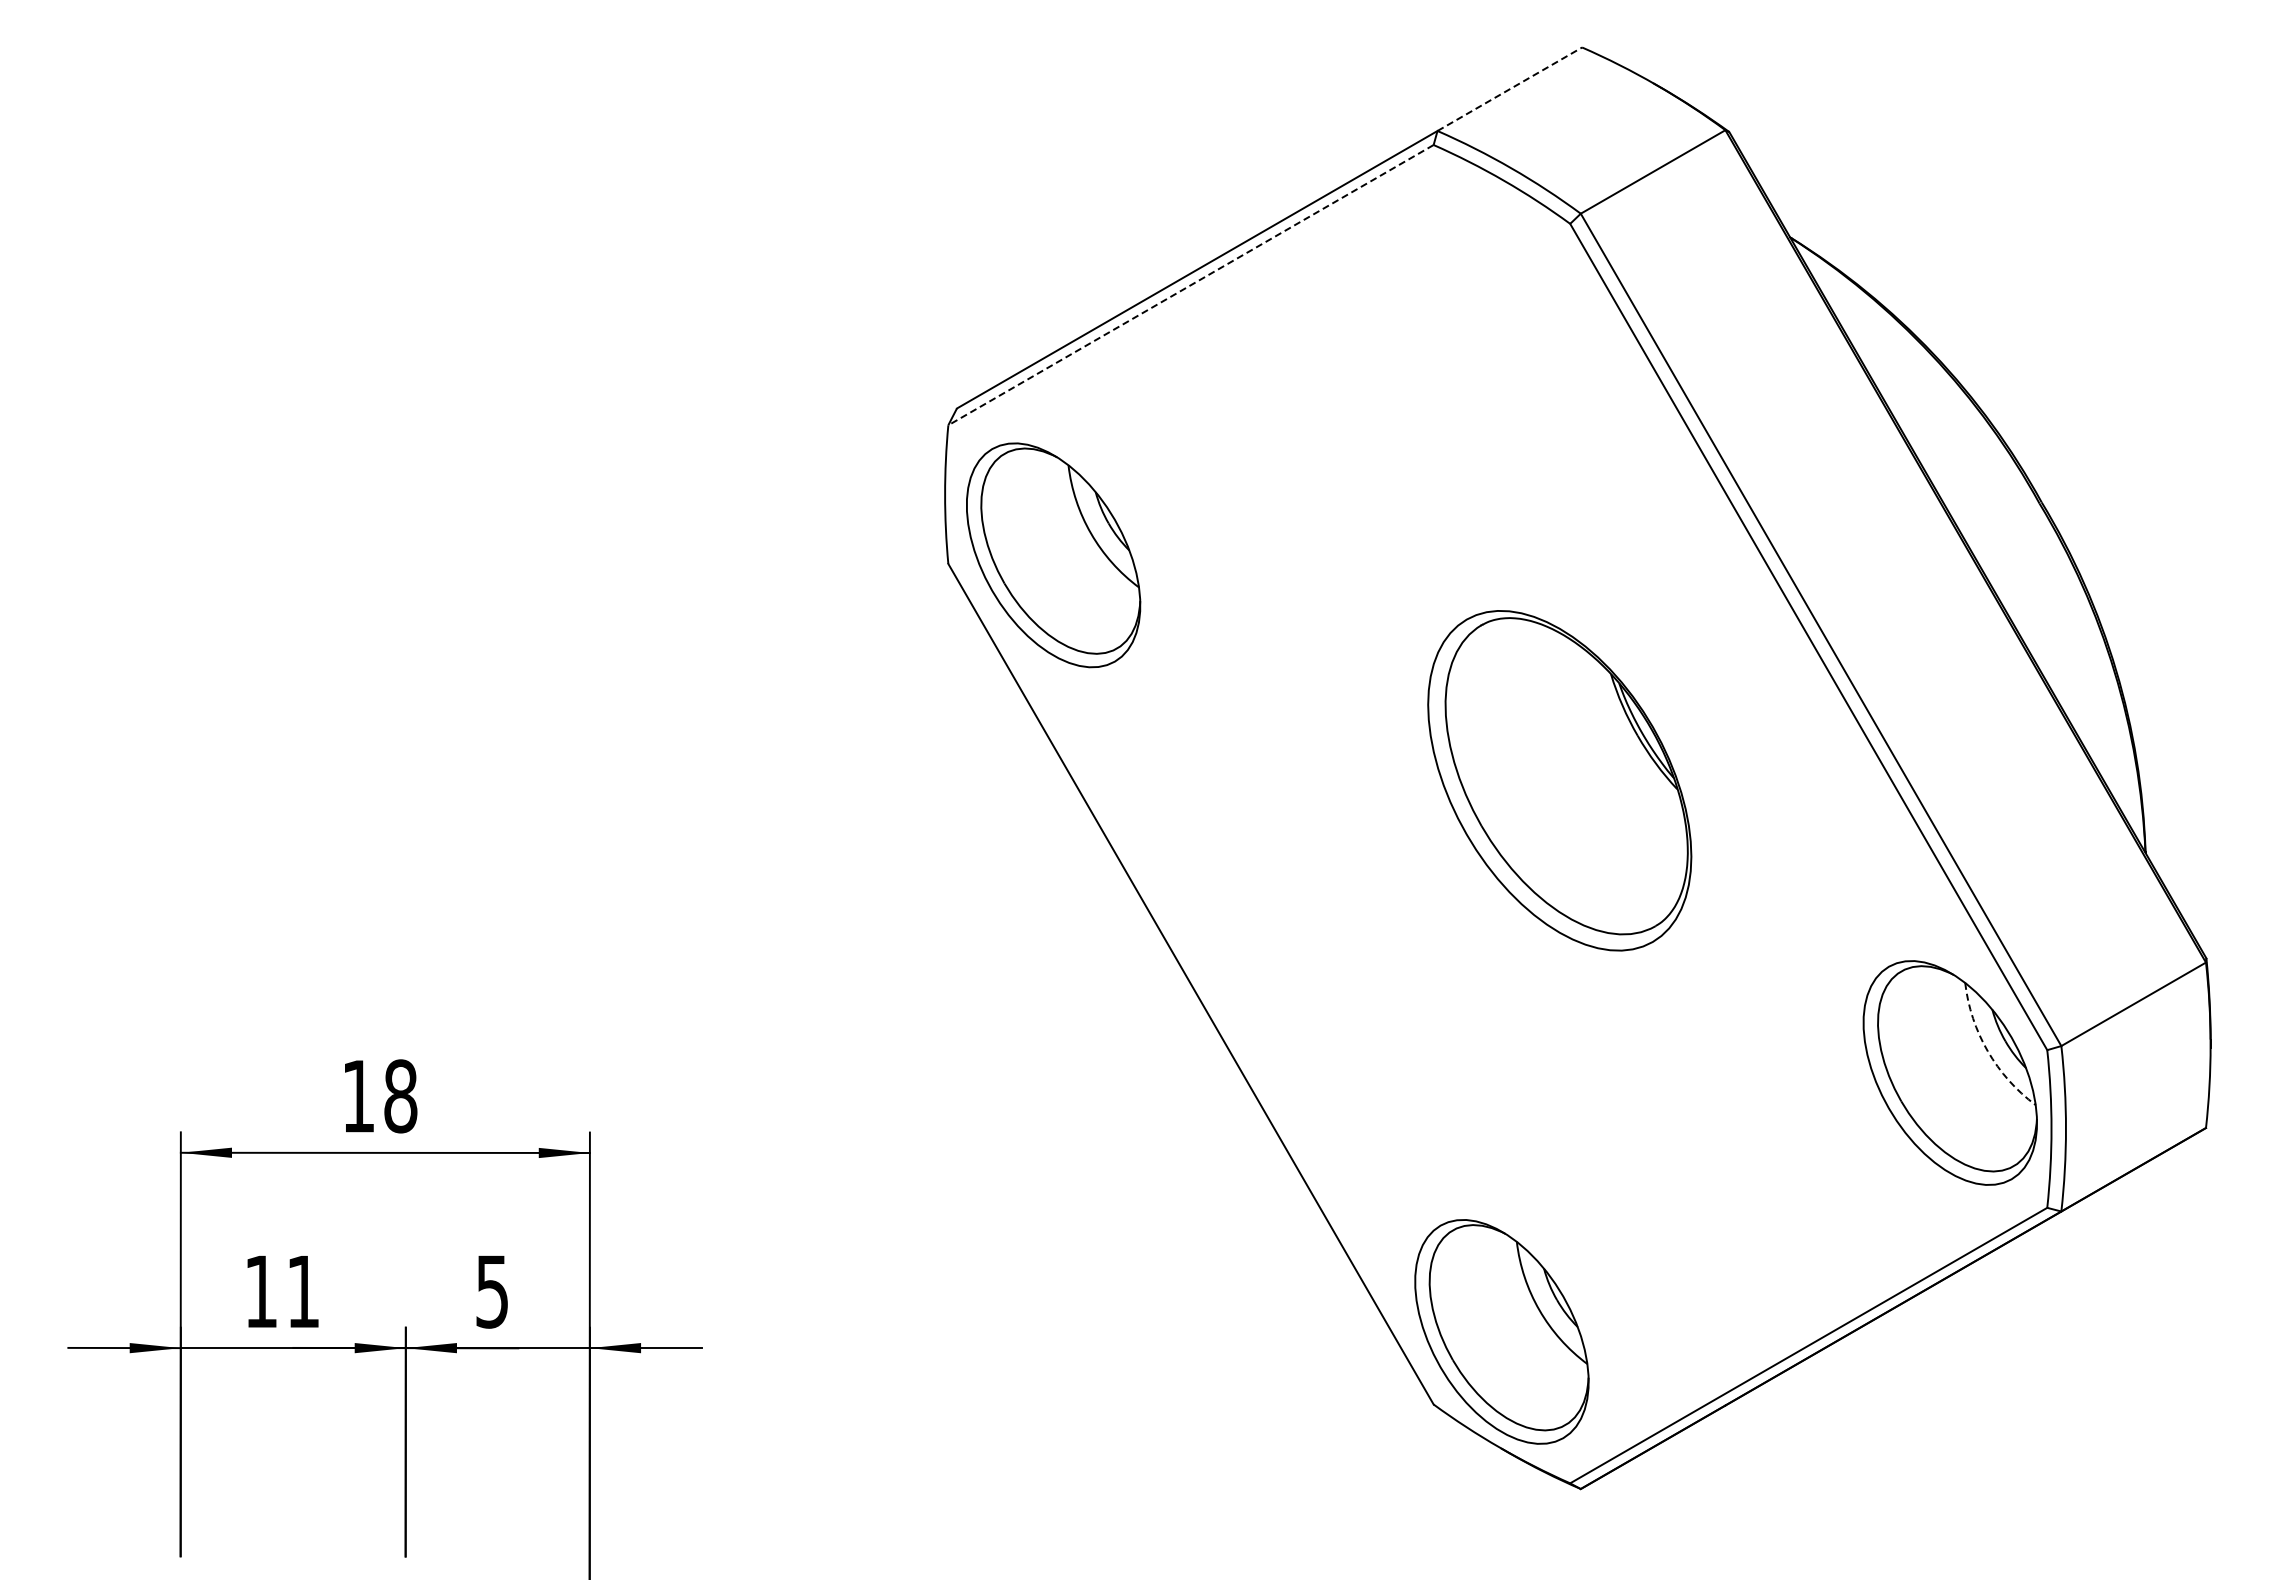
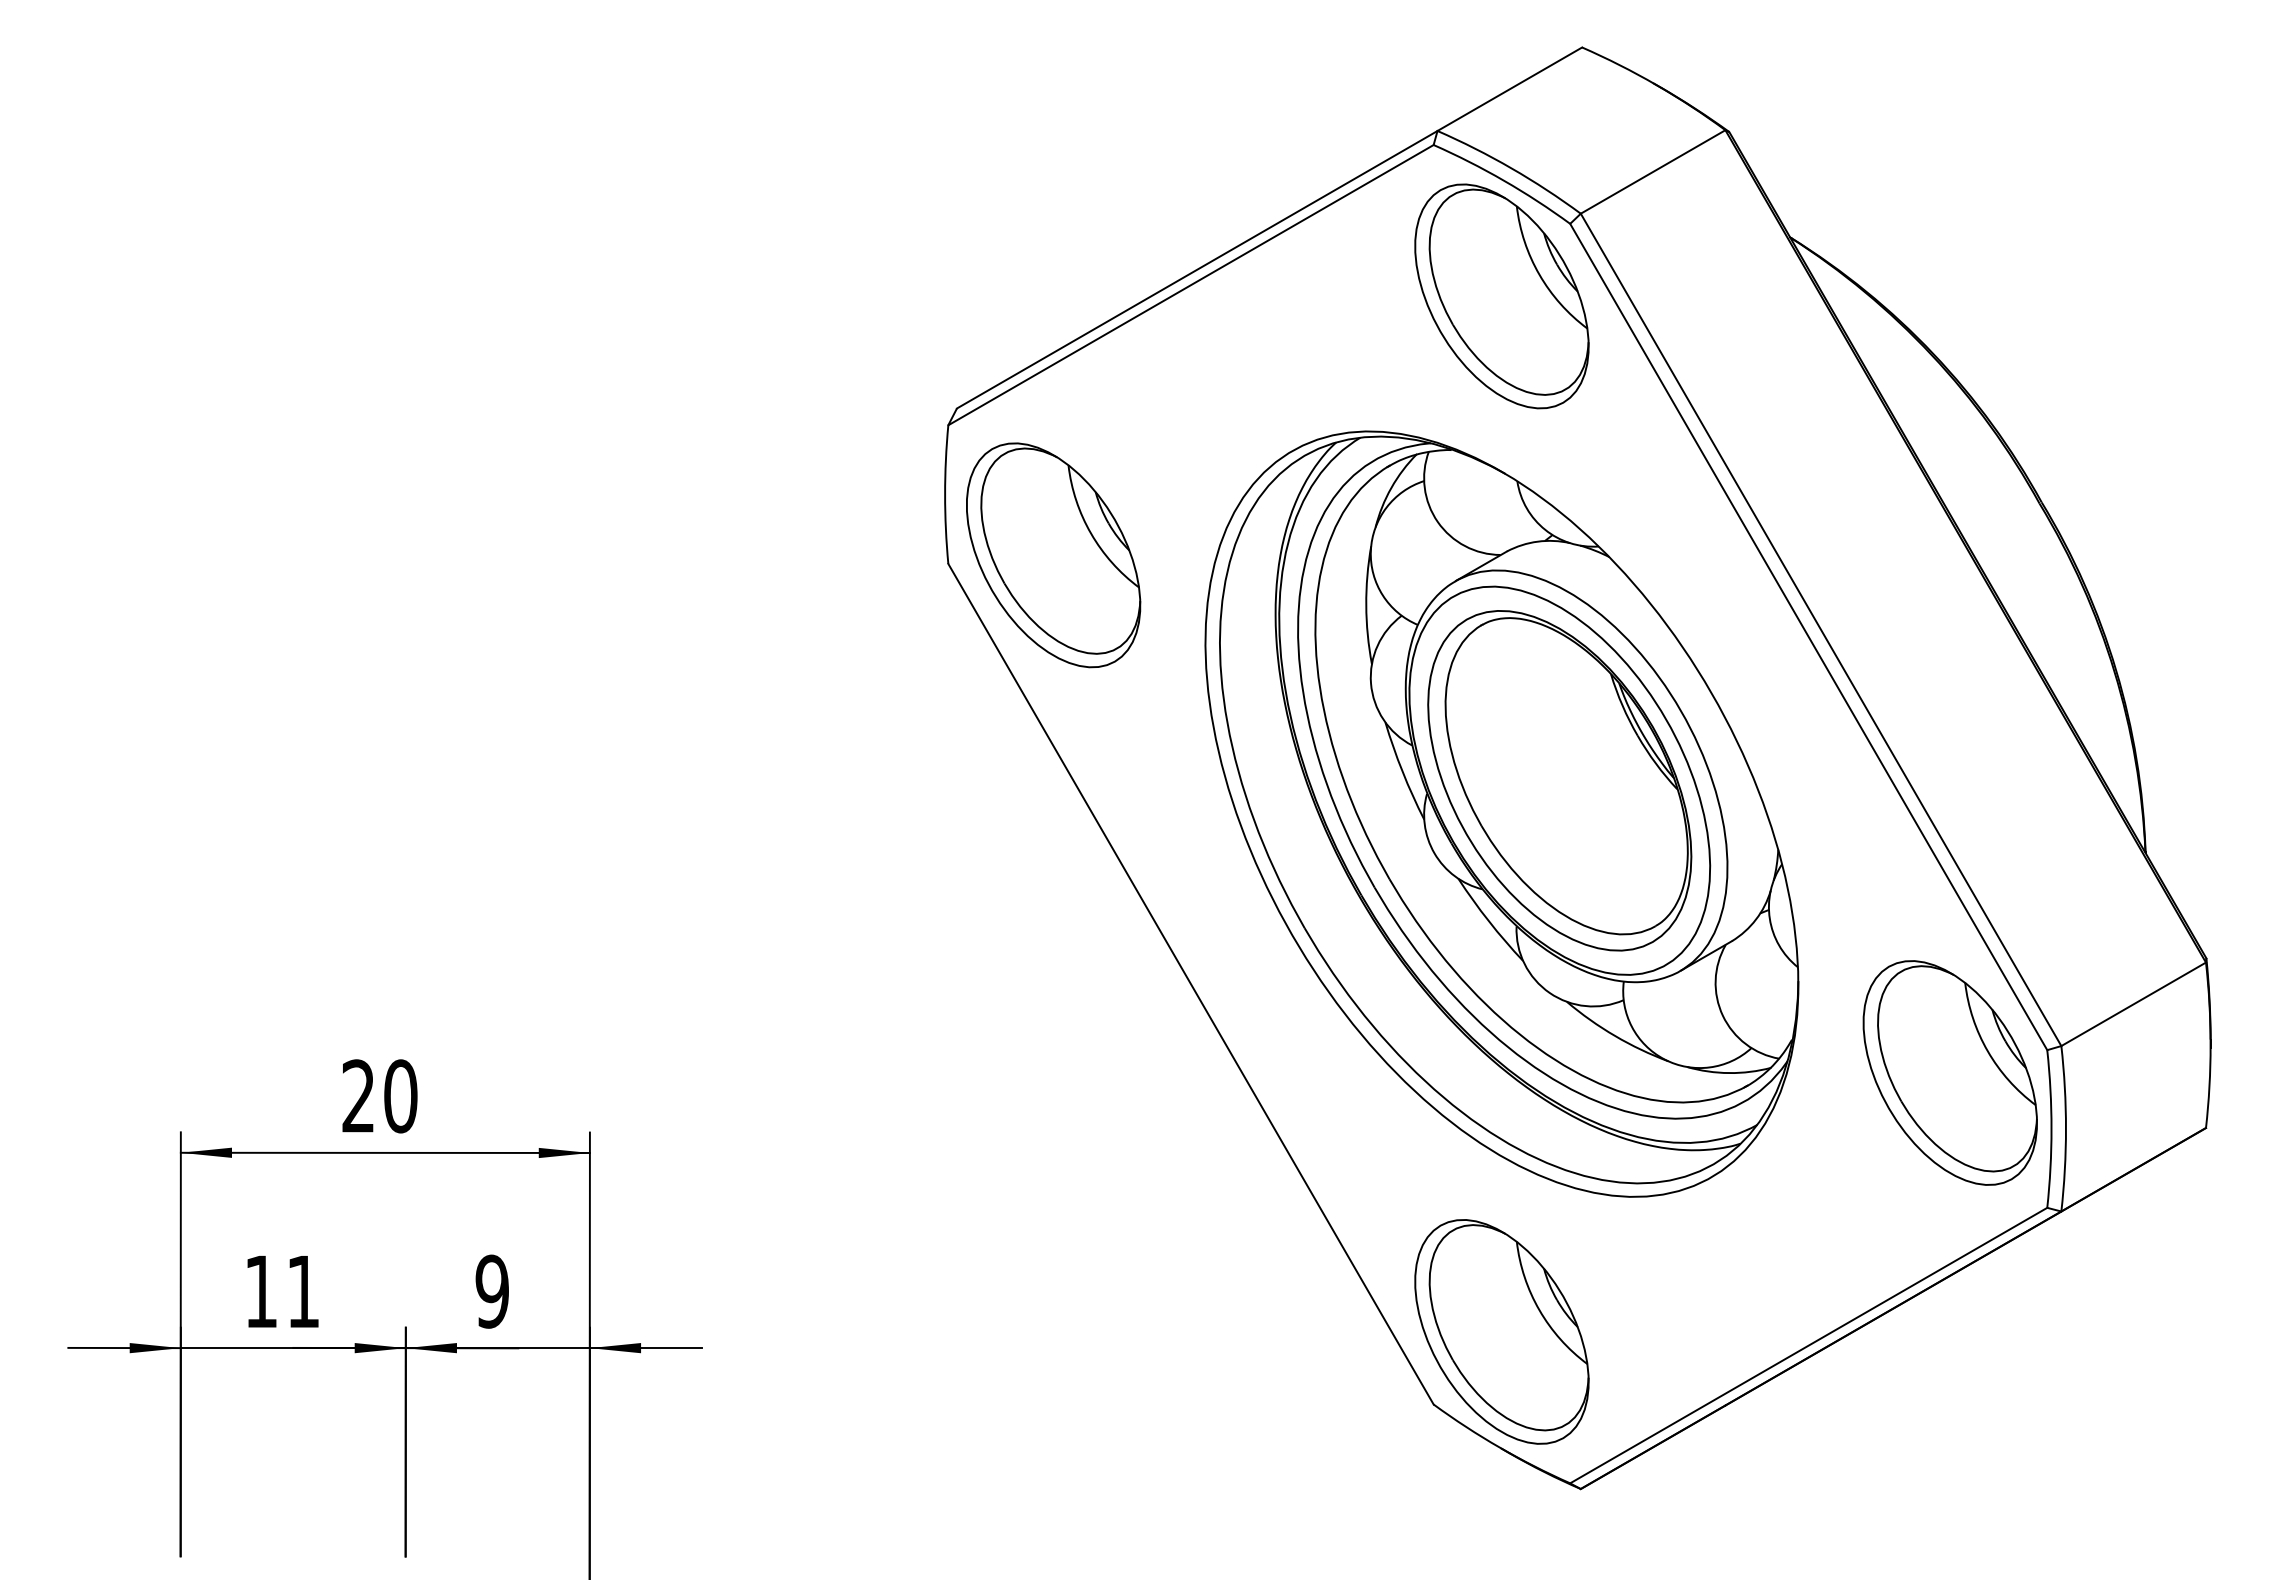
line: dashed -> solid (1509, 89)
line: dashed -> solid (1190, 285)
part: none -> present (1501, 296)
part: none -> present (1501, 813)
arc: dashed -> solid (1987, 1051)
text: 18 -> 20 (379, 1096)
text: 5 -> 9 (491, 1291)
